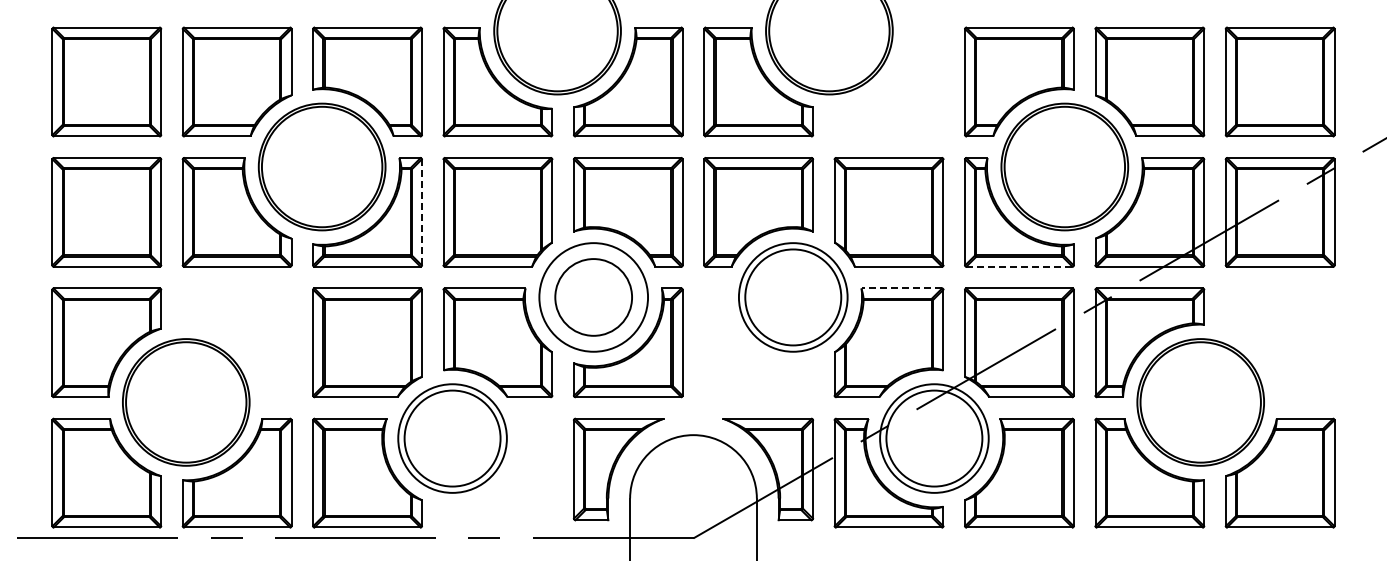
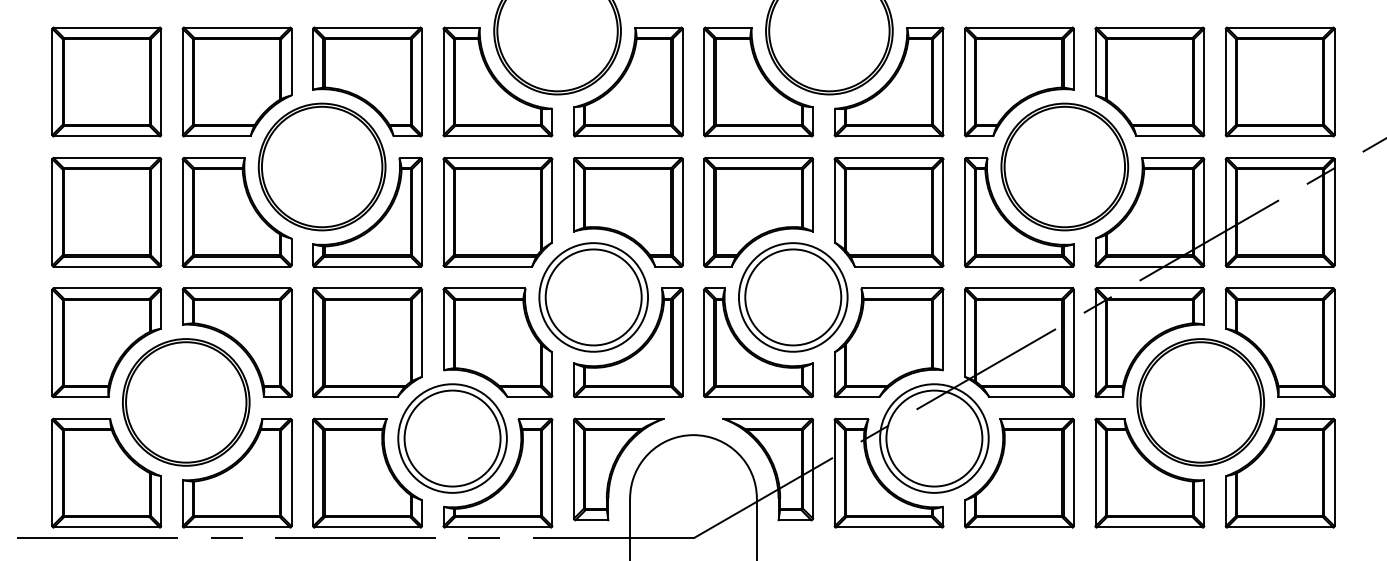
part: none -> present (888, 81)
line: dashed -> solid (421, 211)
line: dashed -> solid (1019, 266)
line: dashed -> solid (901, 288)
circle diameter: 77 px -> 96 px (593, 297)
part: none -> present (236, 342)
part: none -> present (1279, 342)
part: none -> present (751, 350)
part: none -> present (505, 480)
